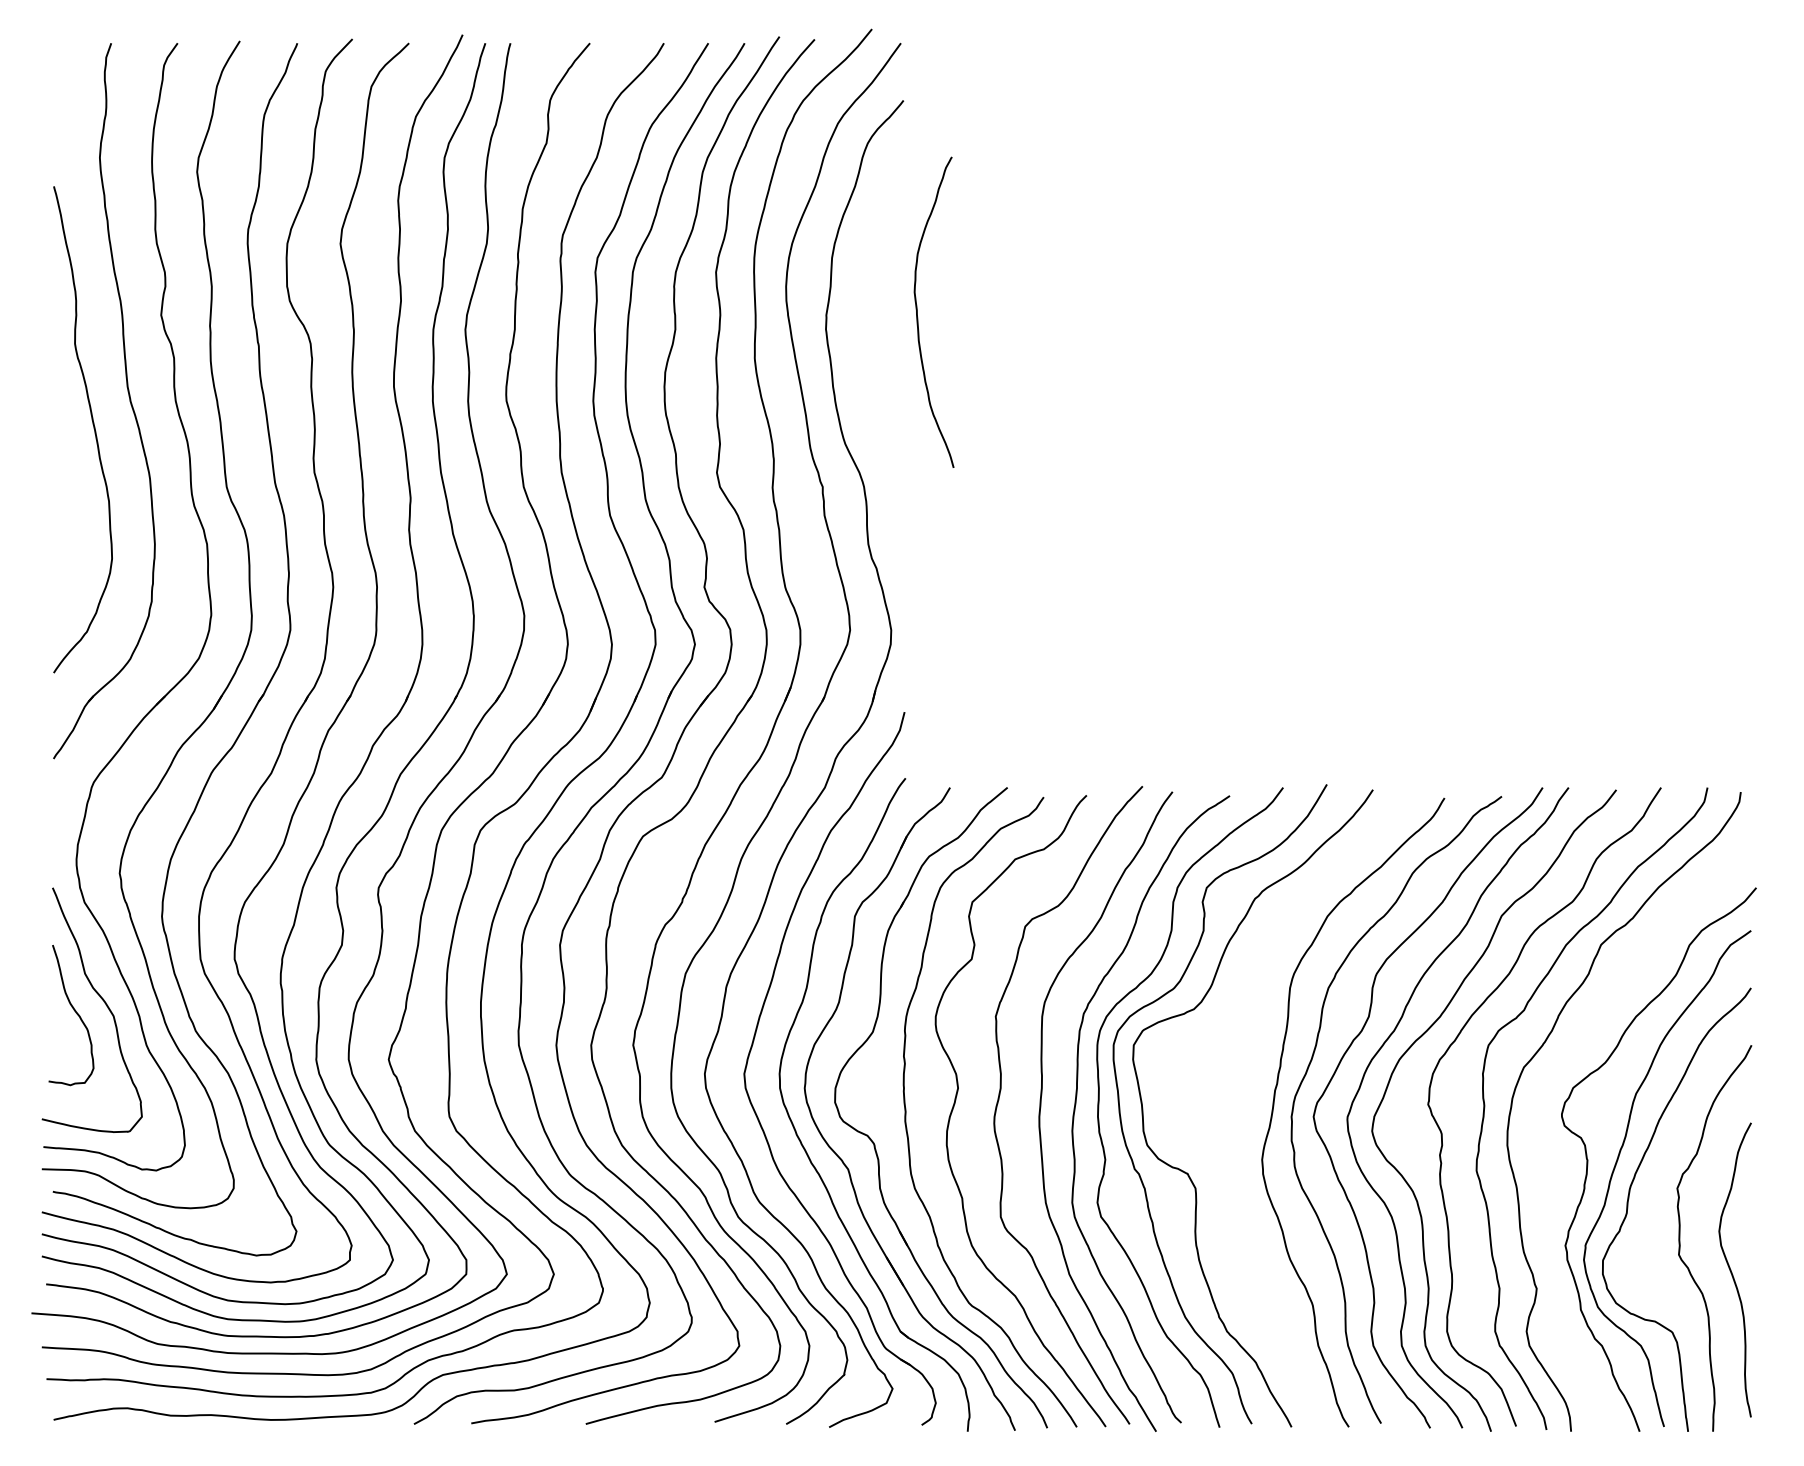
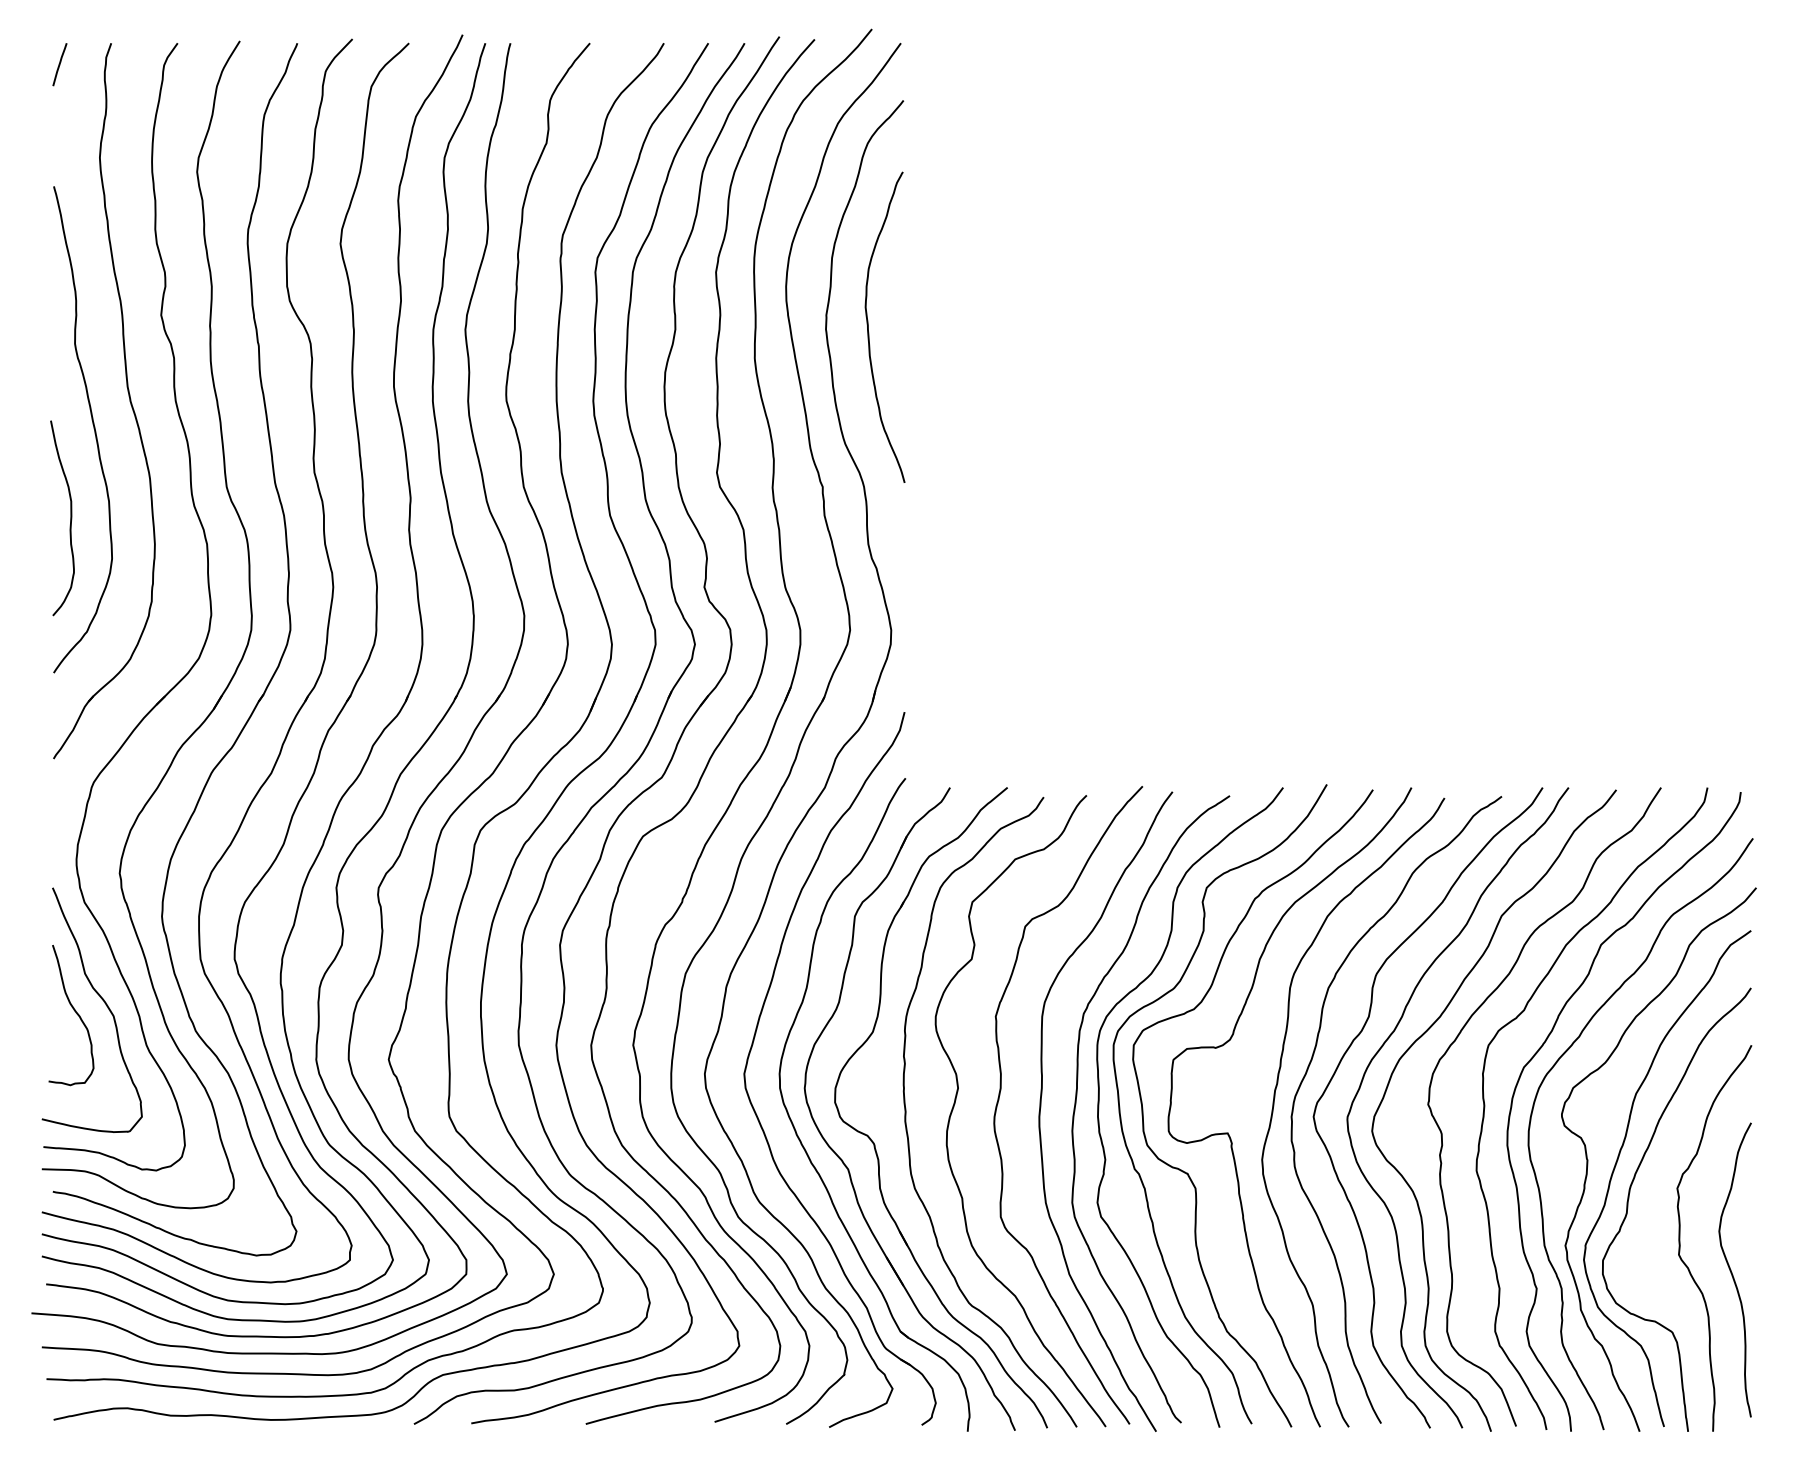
line: none -> present (59, 64)
curve position: (917, 311) -> (868, 326) (868, 326)
curve: none -> present (70, 518)
curve: none -> present (1556, 1064)
curve: none -> present (1230, 1136)
